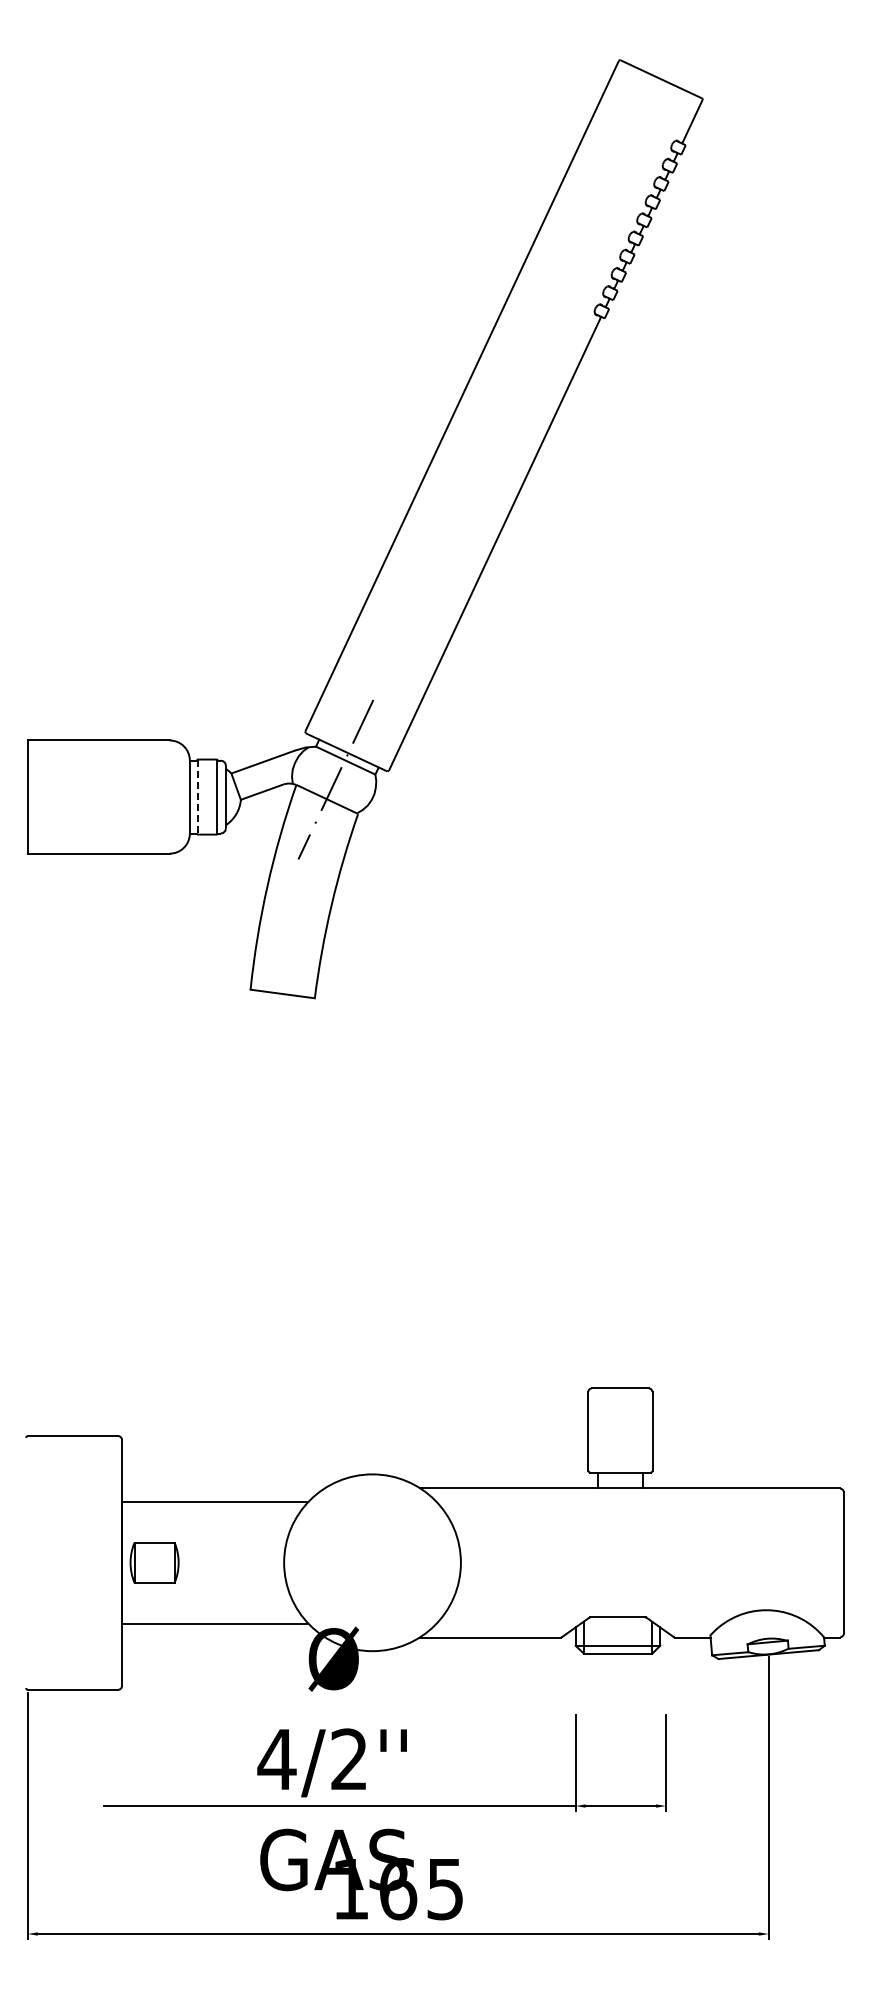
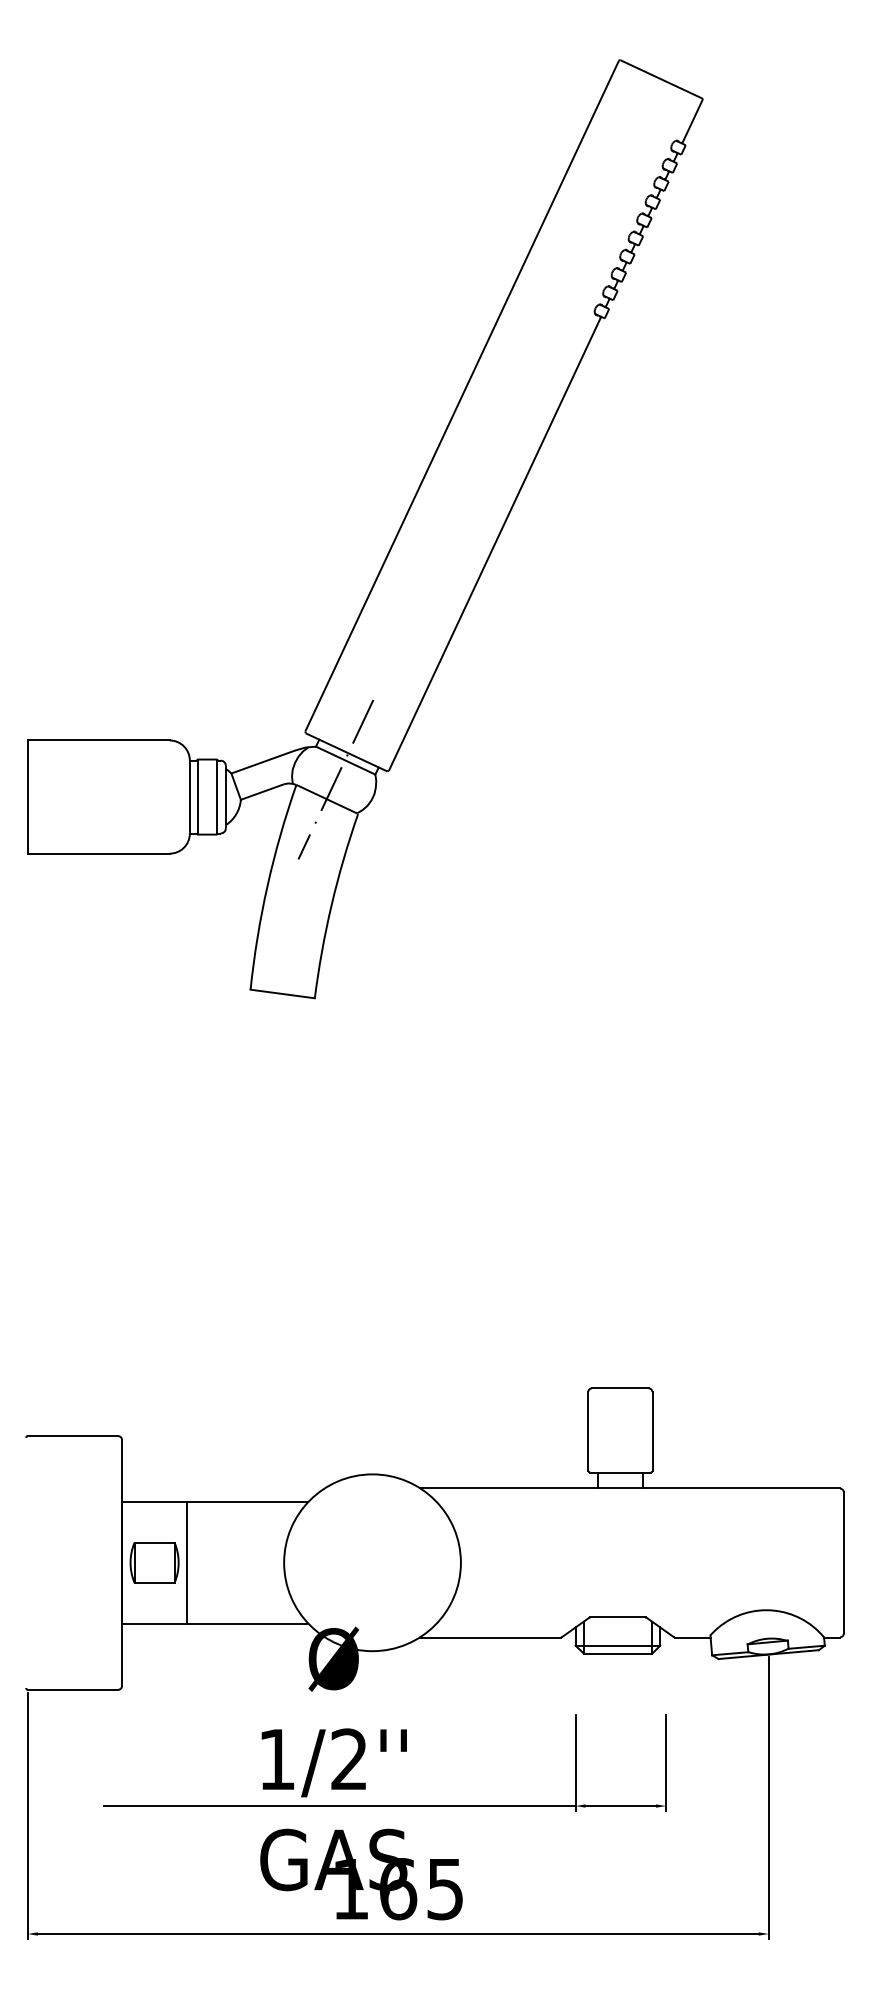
line: dashed -> solid (197, 797)
line: none -> present (186, 1562)
text: 4/2'' -> 1/2'' (276, 1759)
